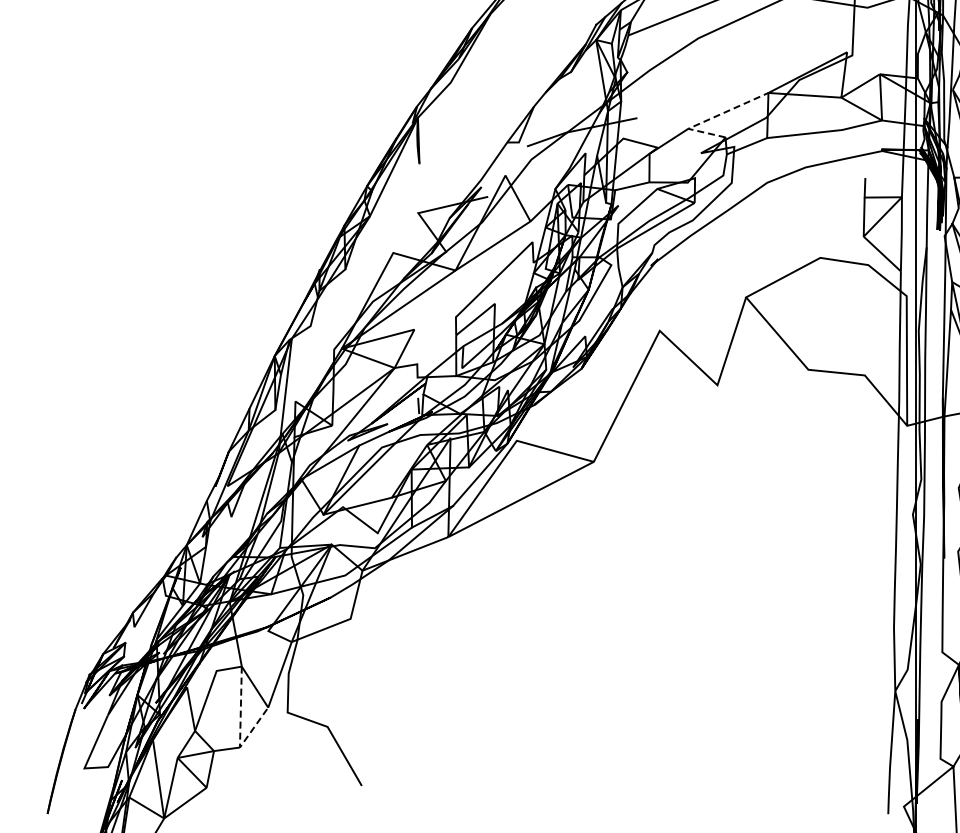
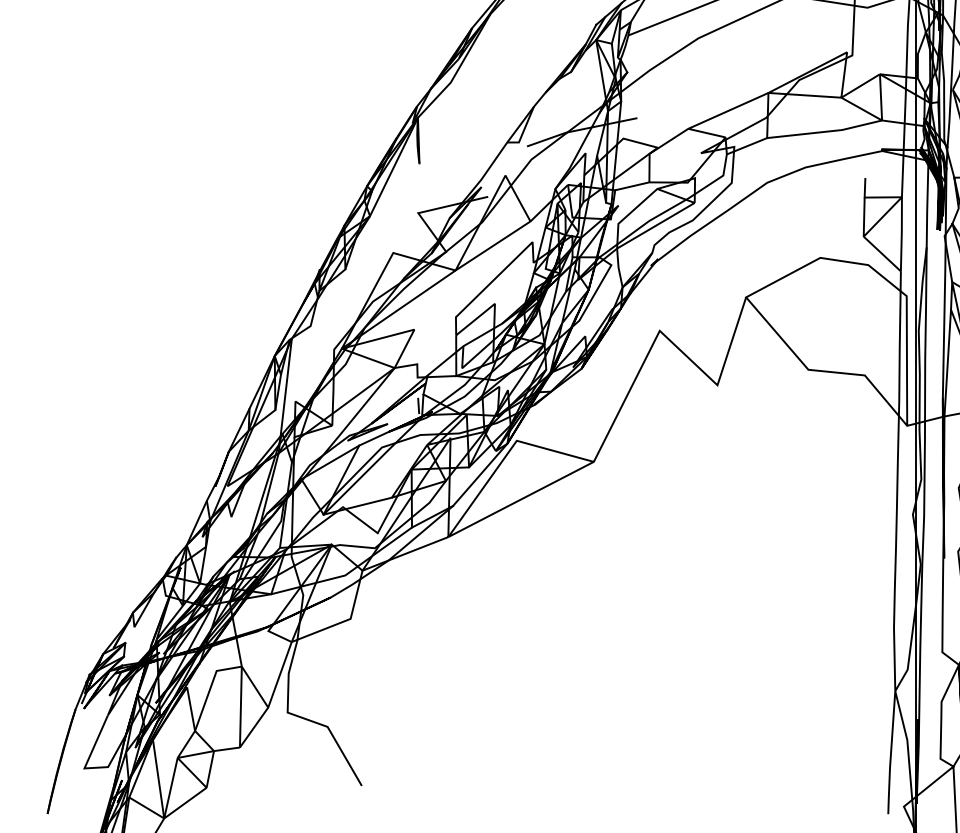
line: dashed -> solid (710, 119)
line: dashed -> solid (240, 732)
